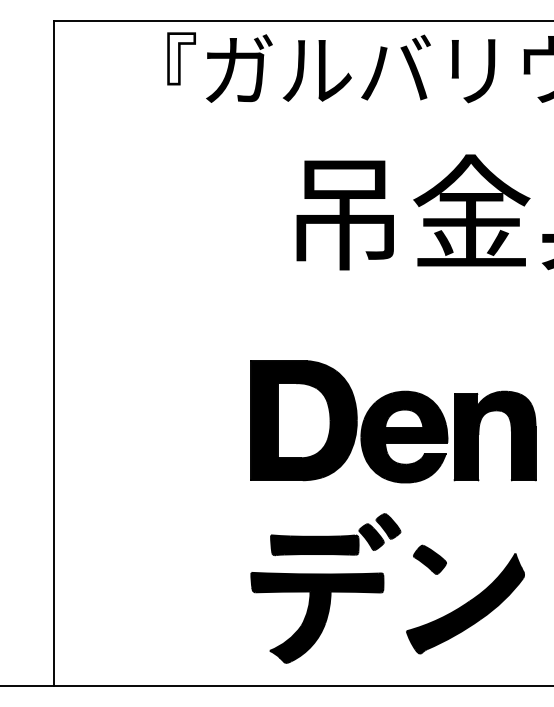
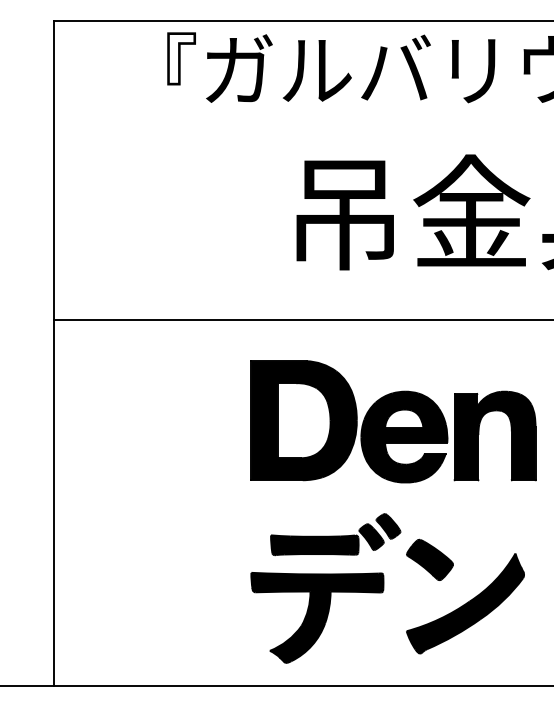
line: none -> present (301, 320)
part size: 34x31 px -> 48x43 px (429, 559)
